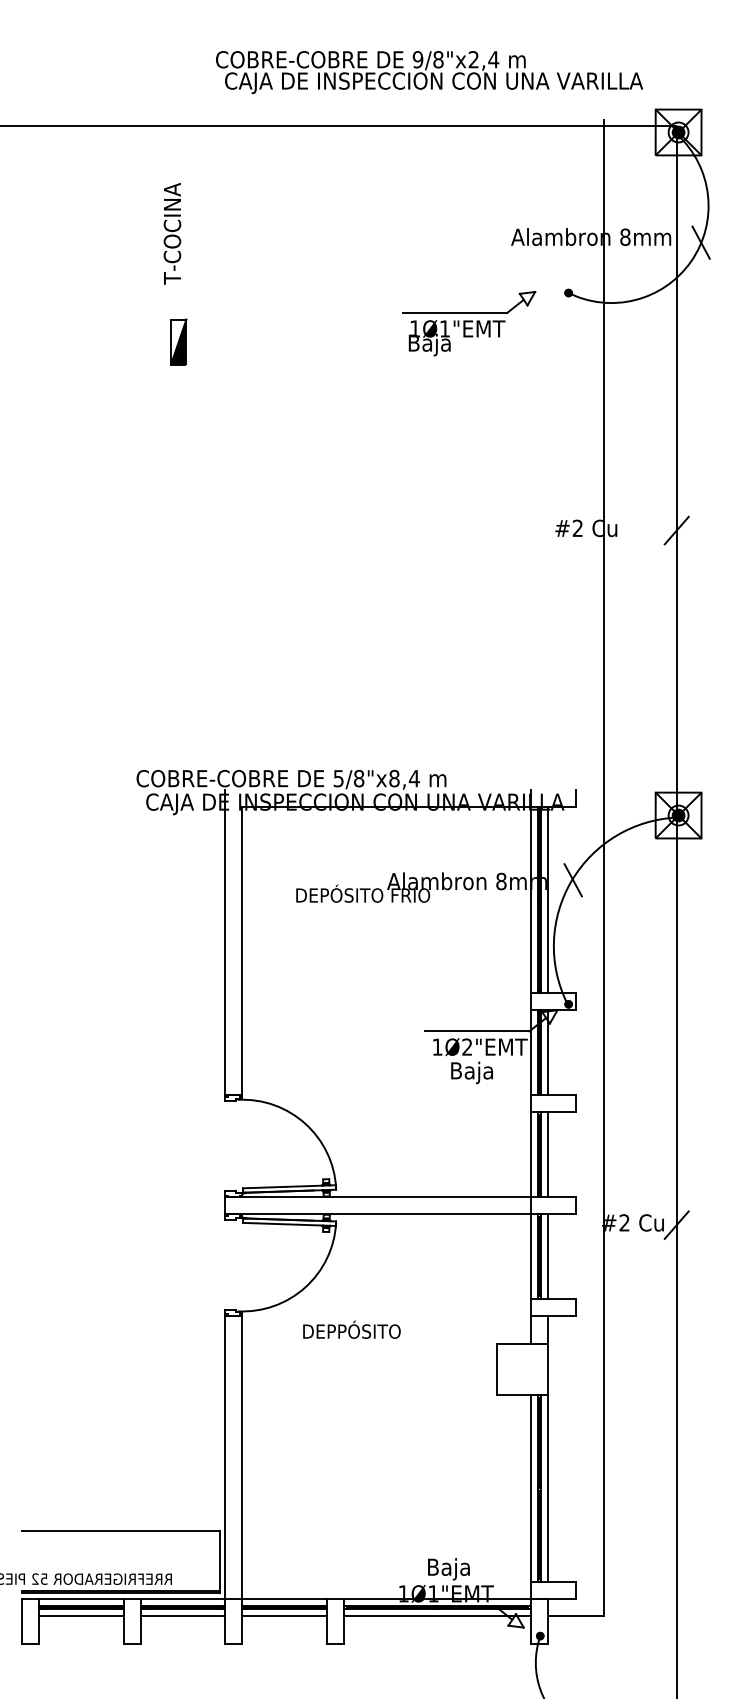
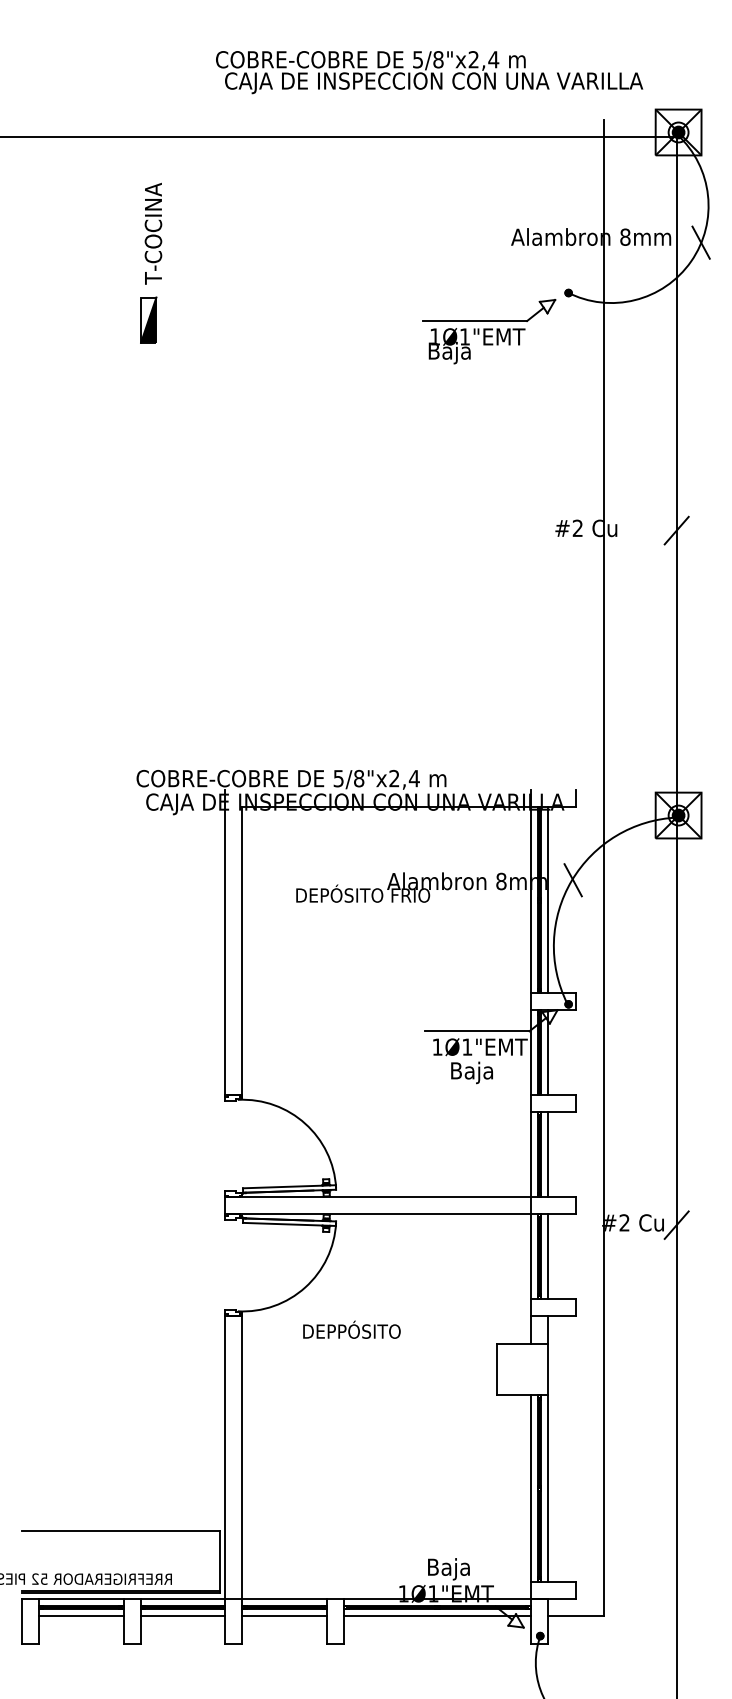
text: 9/8"x2,4 -> 5/8"x2,4 (417, 59)
line position: (339, 126) -> (339, 137) (339, 137)
text position: (172, 233) -> (153, 233) (153, 233)
part position: (469, 323) -> (489, 331) (489, 331)
part position: (178, 341) -> (148, 319) (148, 319)
text: 5/8"x8,4 -> 5/8"x2,4 (394, 778)
text: 1Ø2"EMT -> 1Ø1"EMT (467, 1046)
